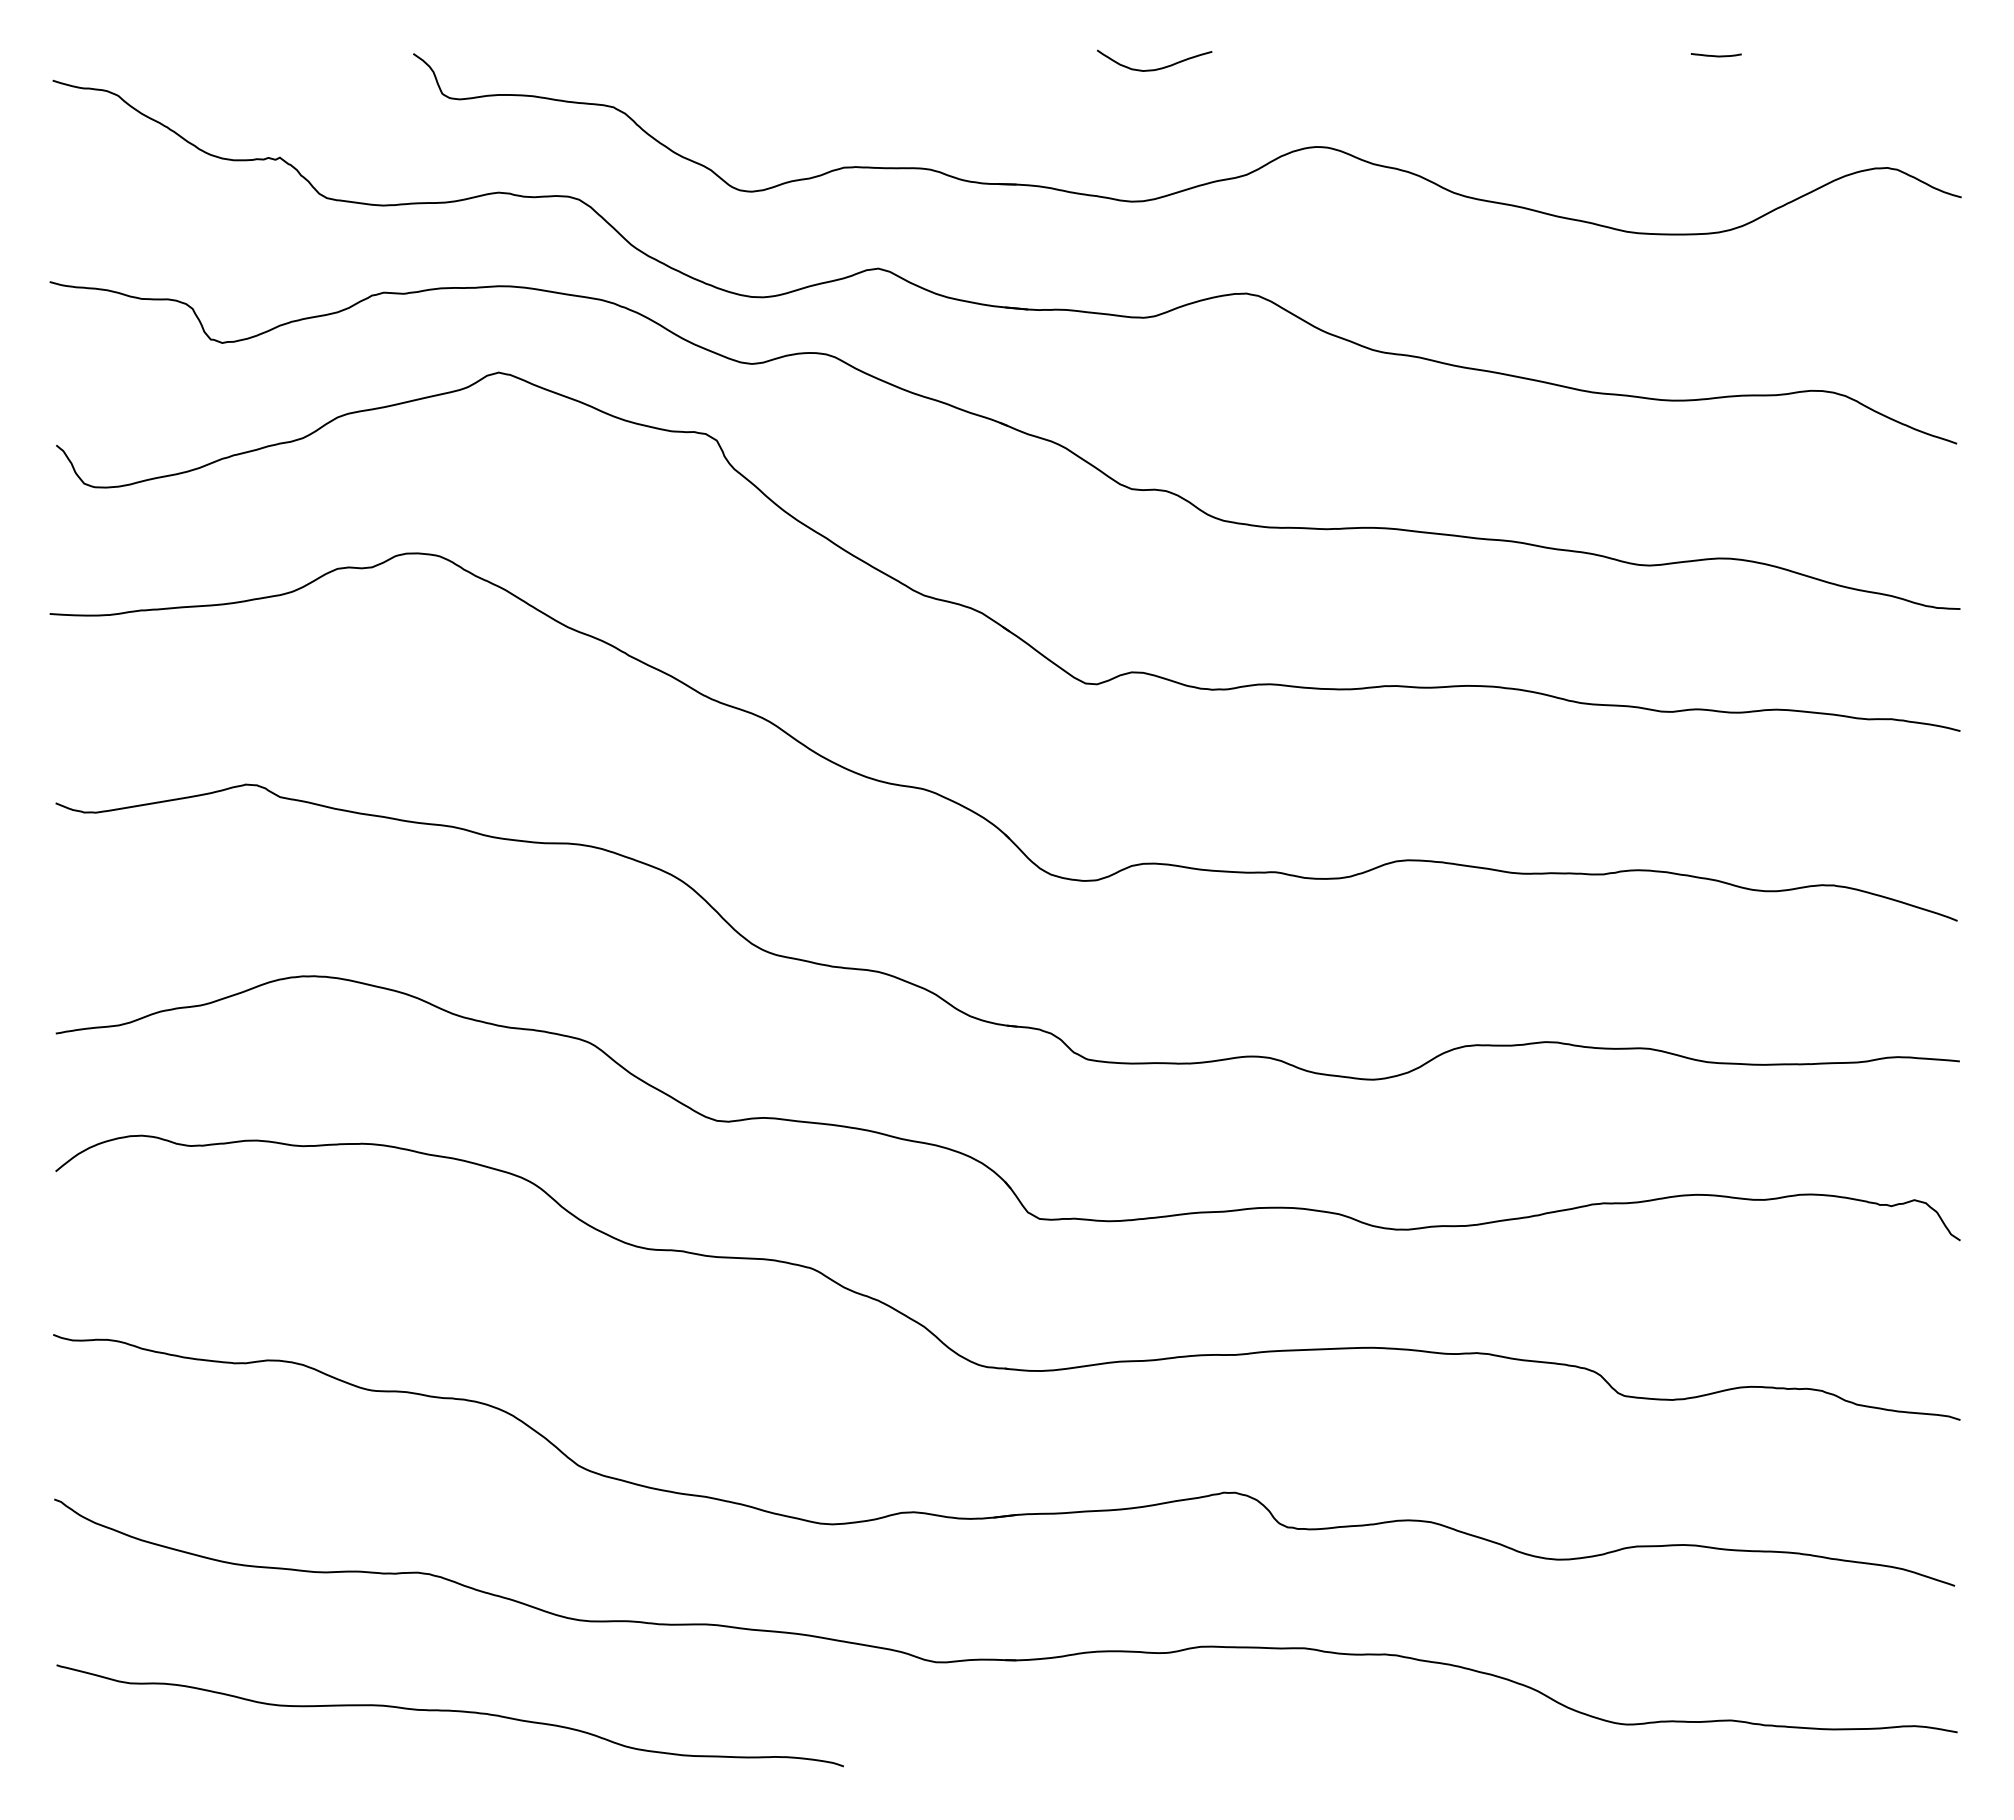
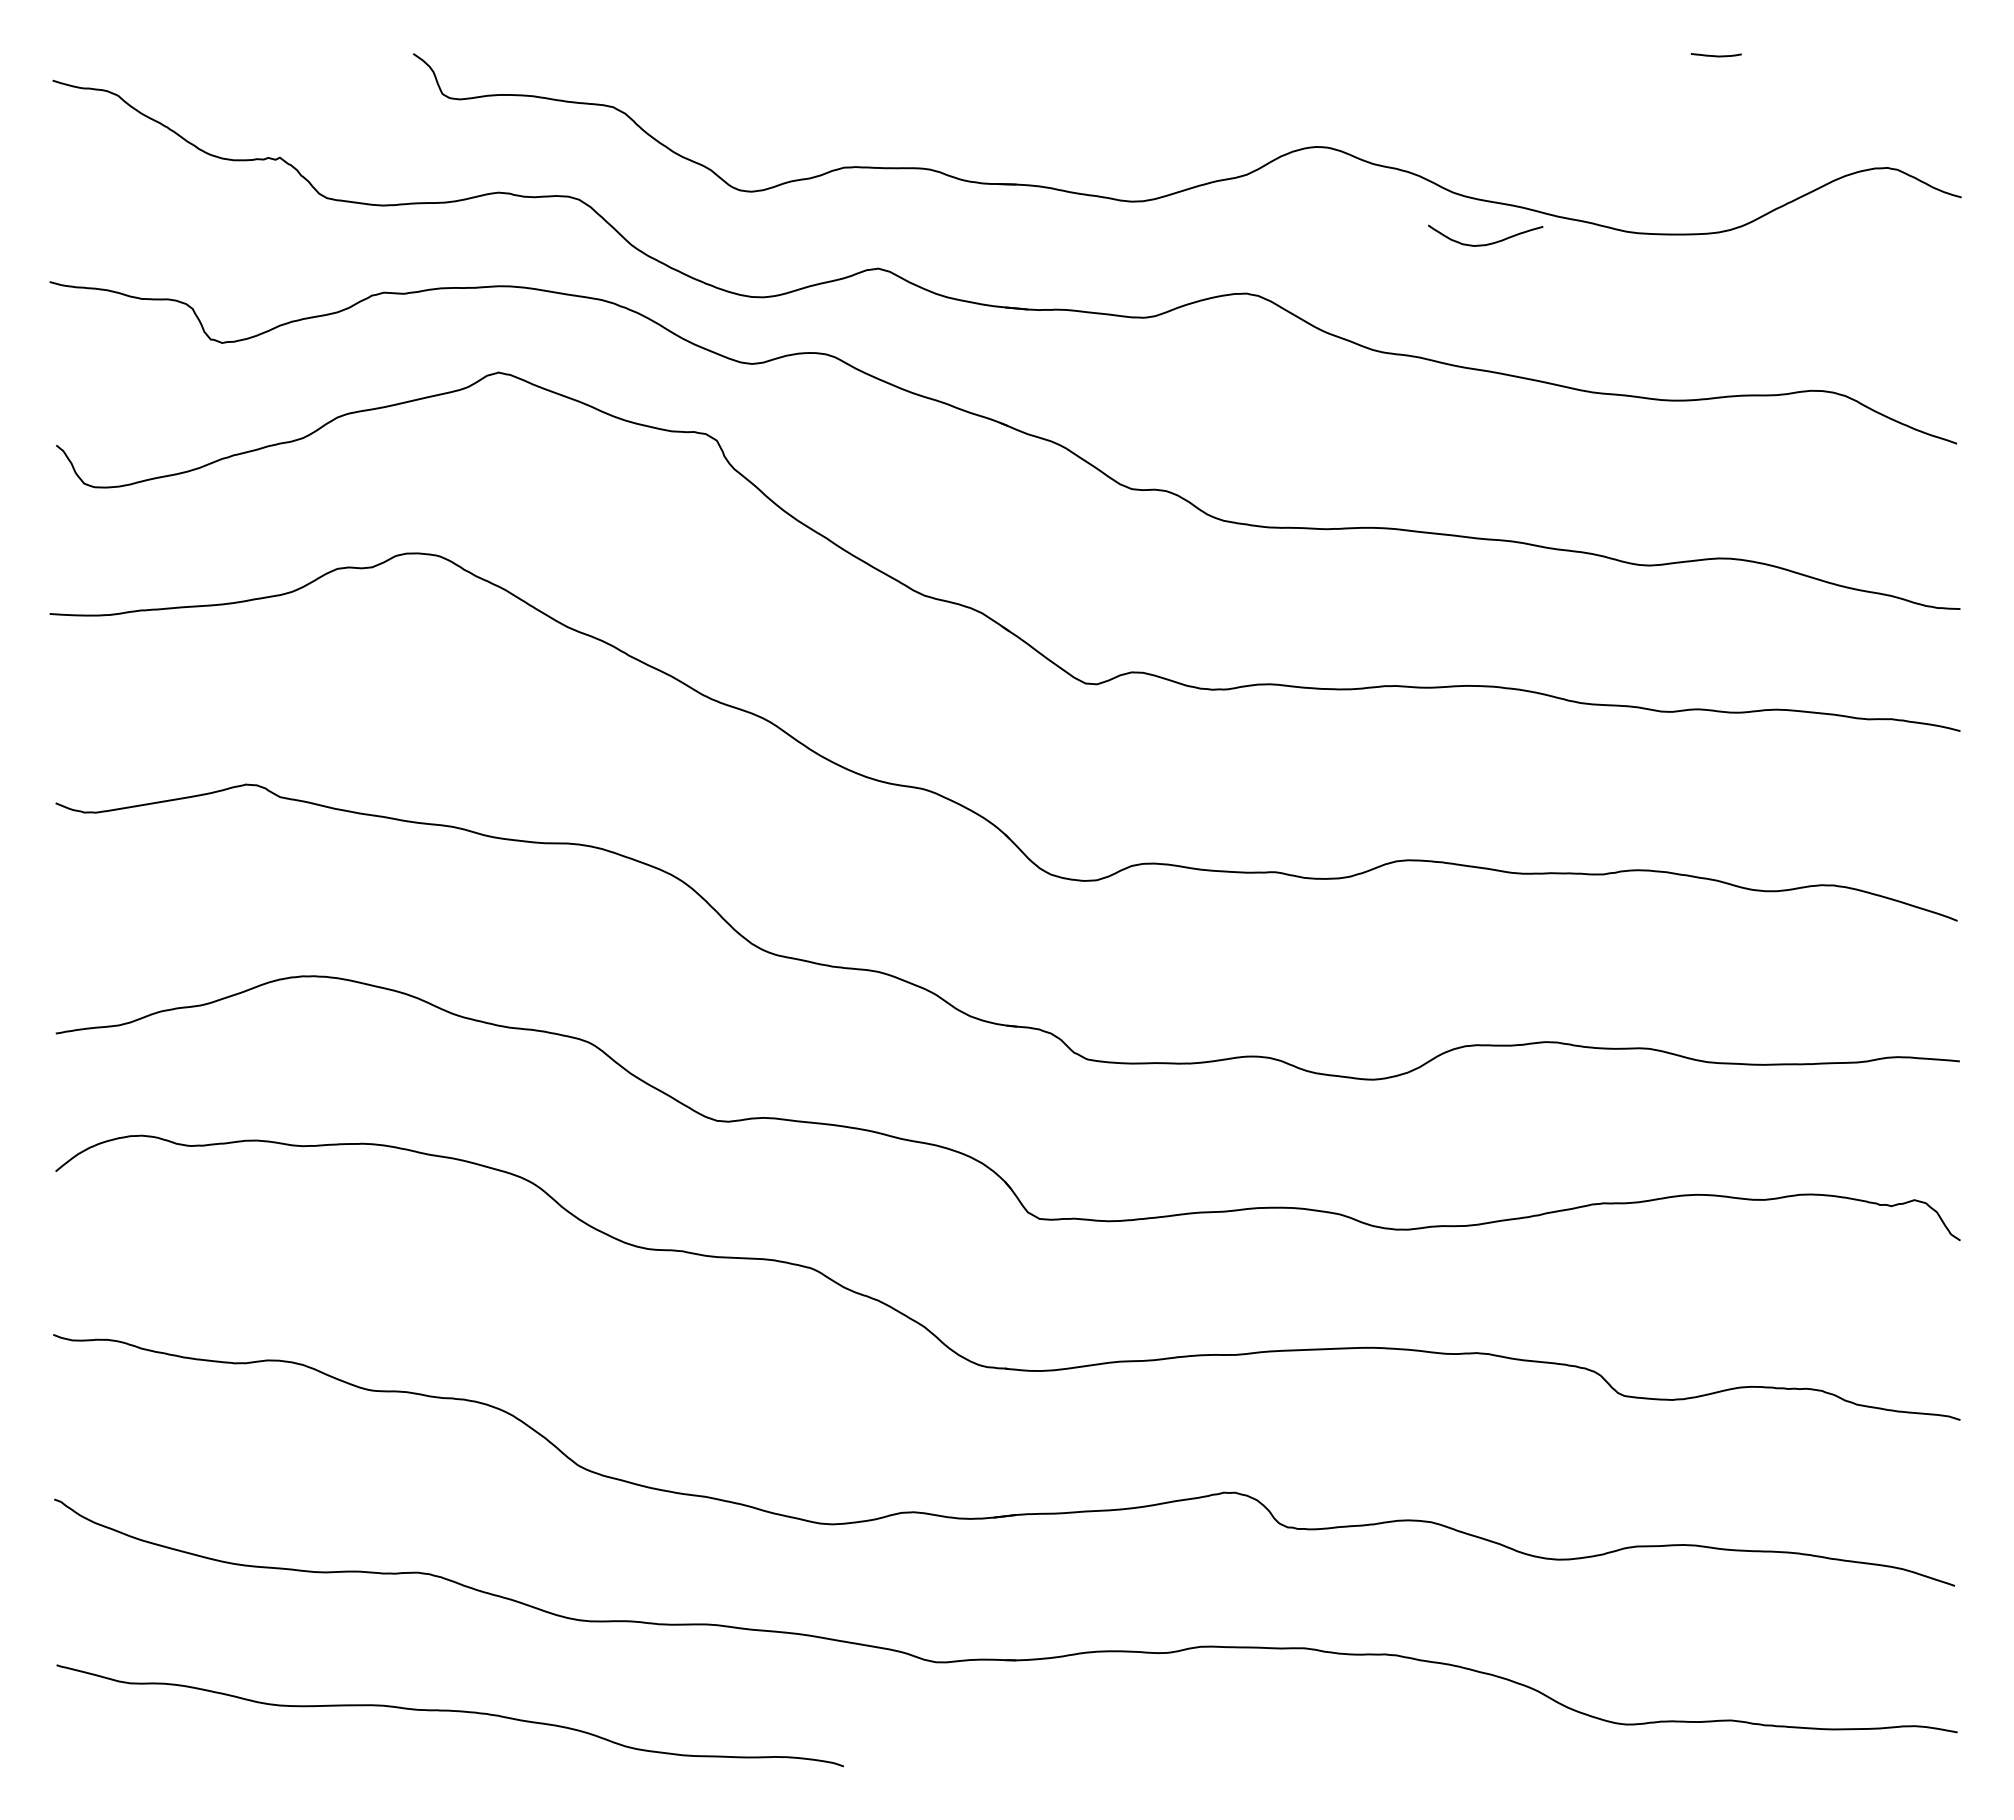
curve position: (1156, 68) -> (1487, 243) (1487, 243)
